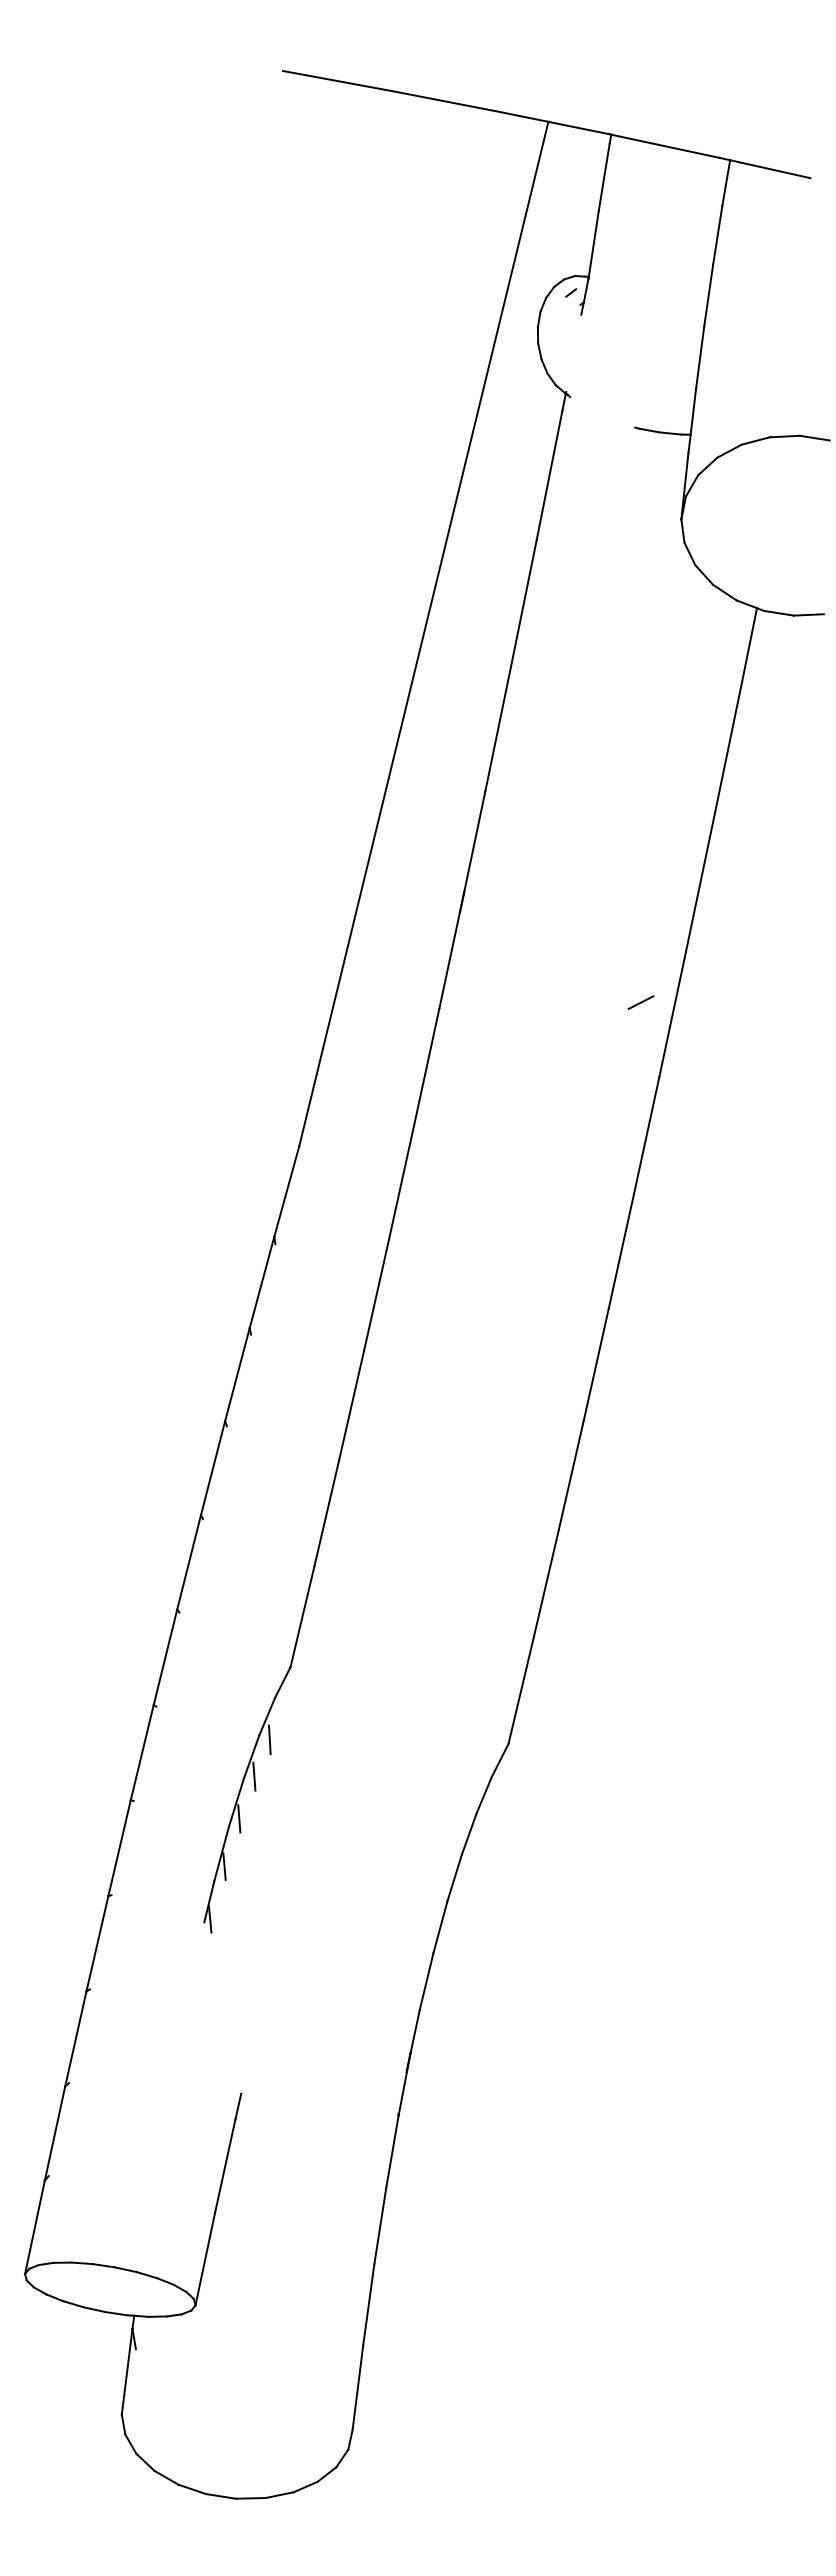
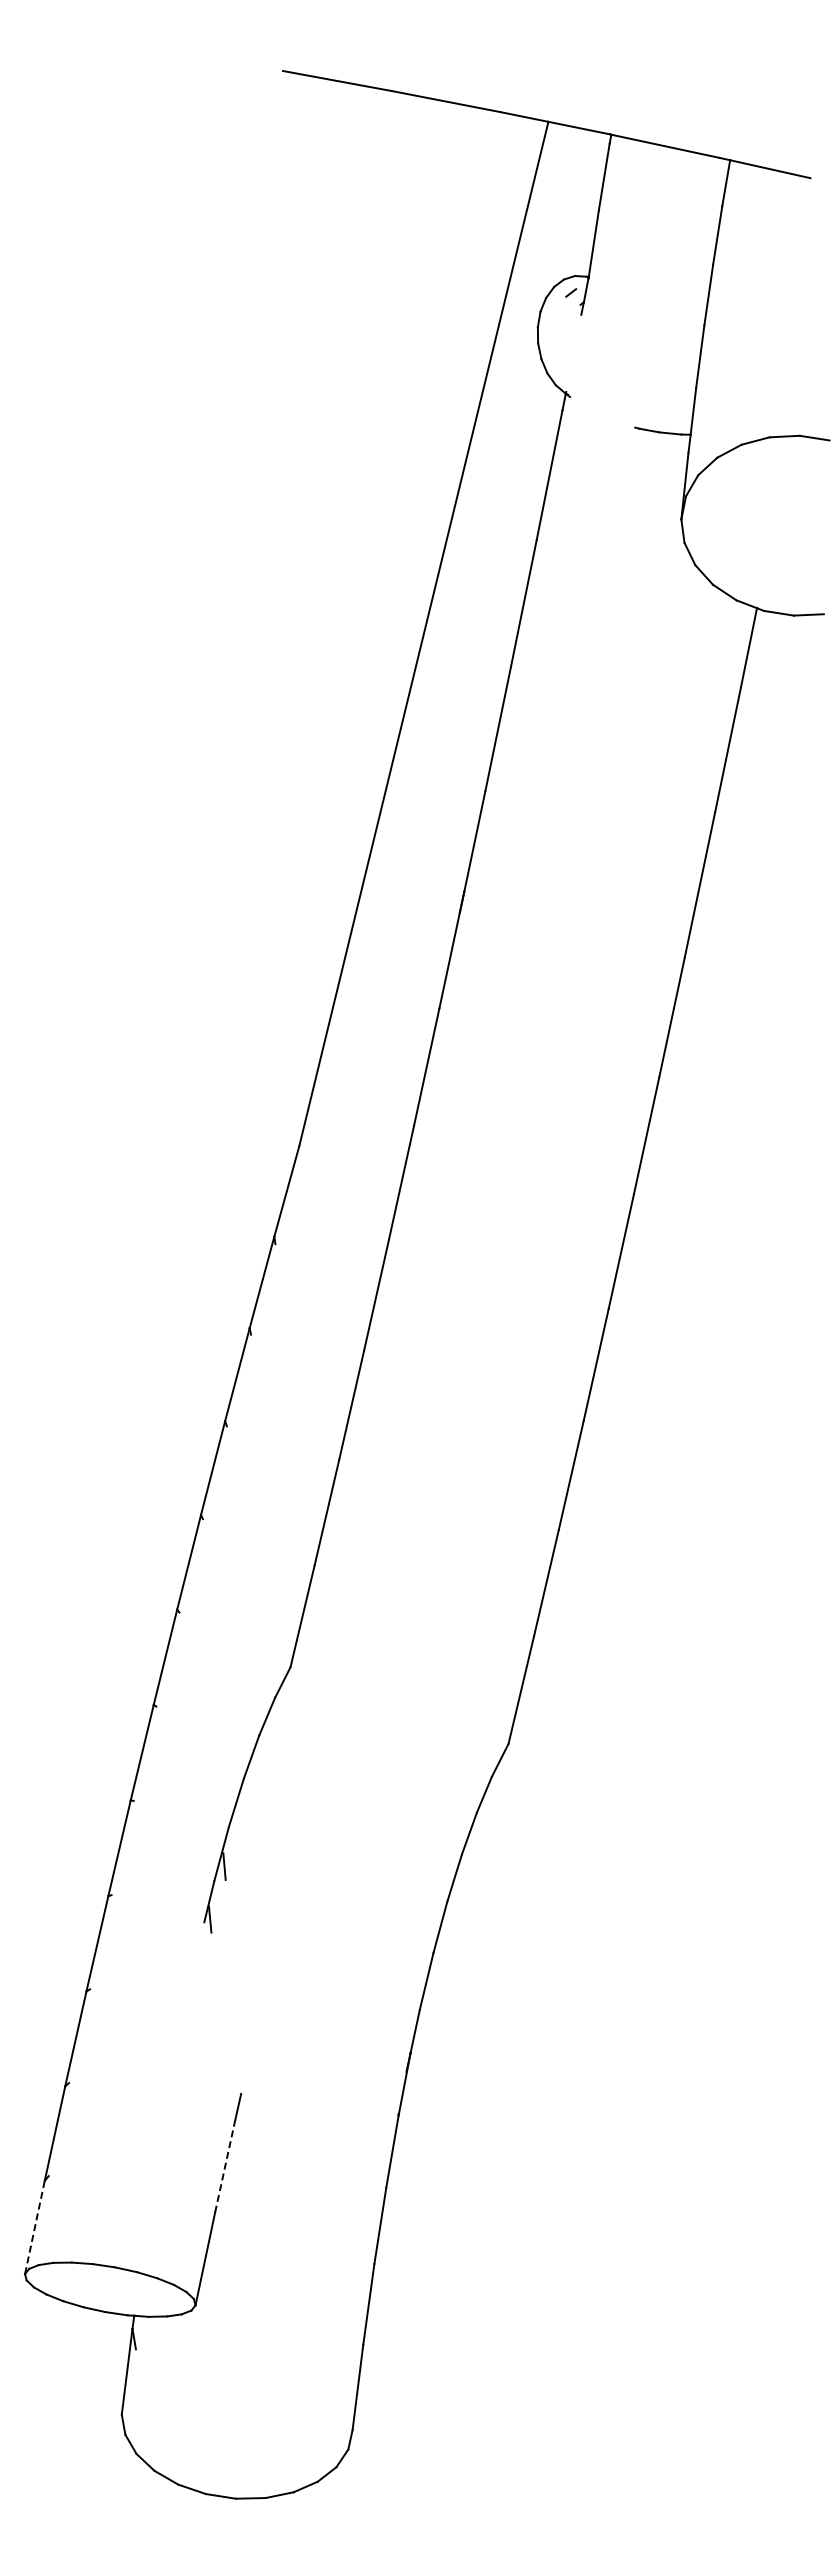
line: present -> none (640, 1002)
line: present -> none (269, 1739)
line: present -> none (254, 1776)
line: present -> none (239, 1818)
line: solid -> dashed (225, 2166)
line: solid -> dashed (34, 2227)
